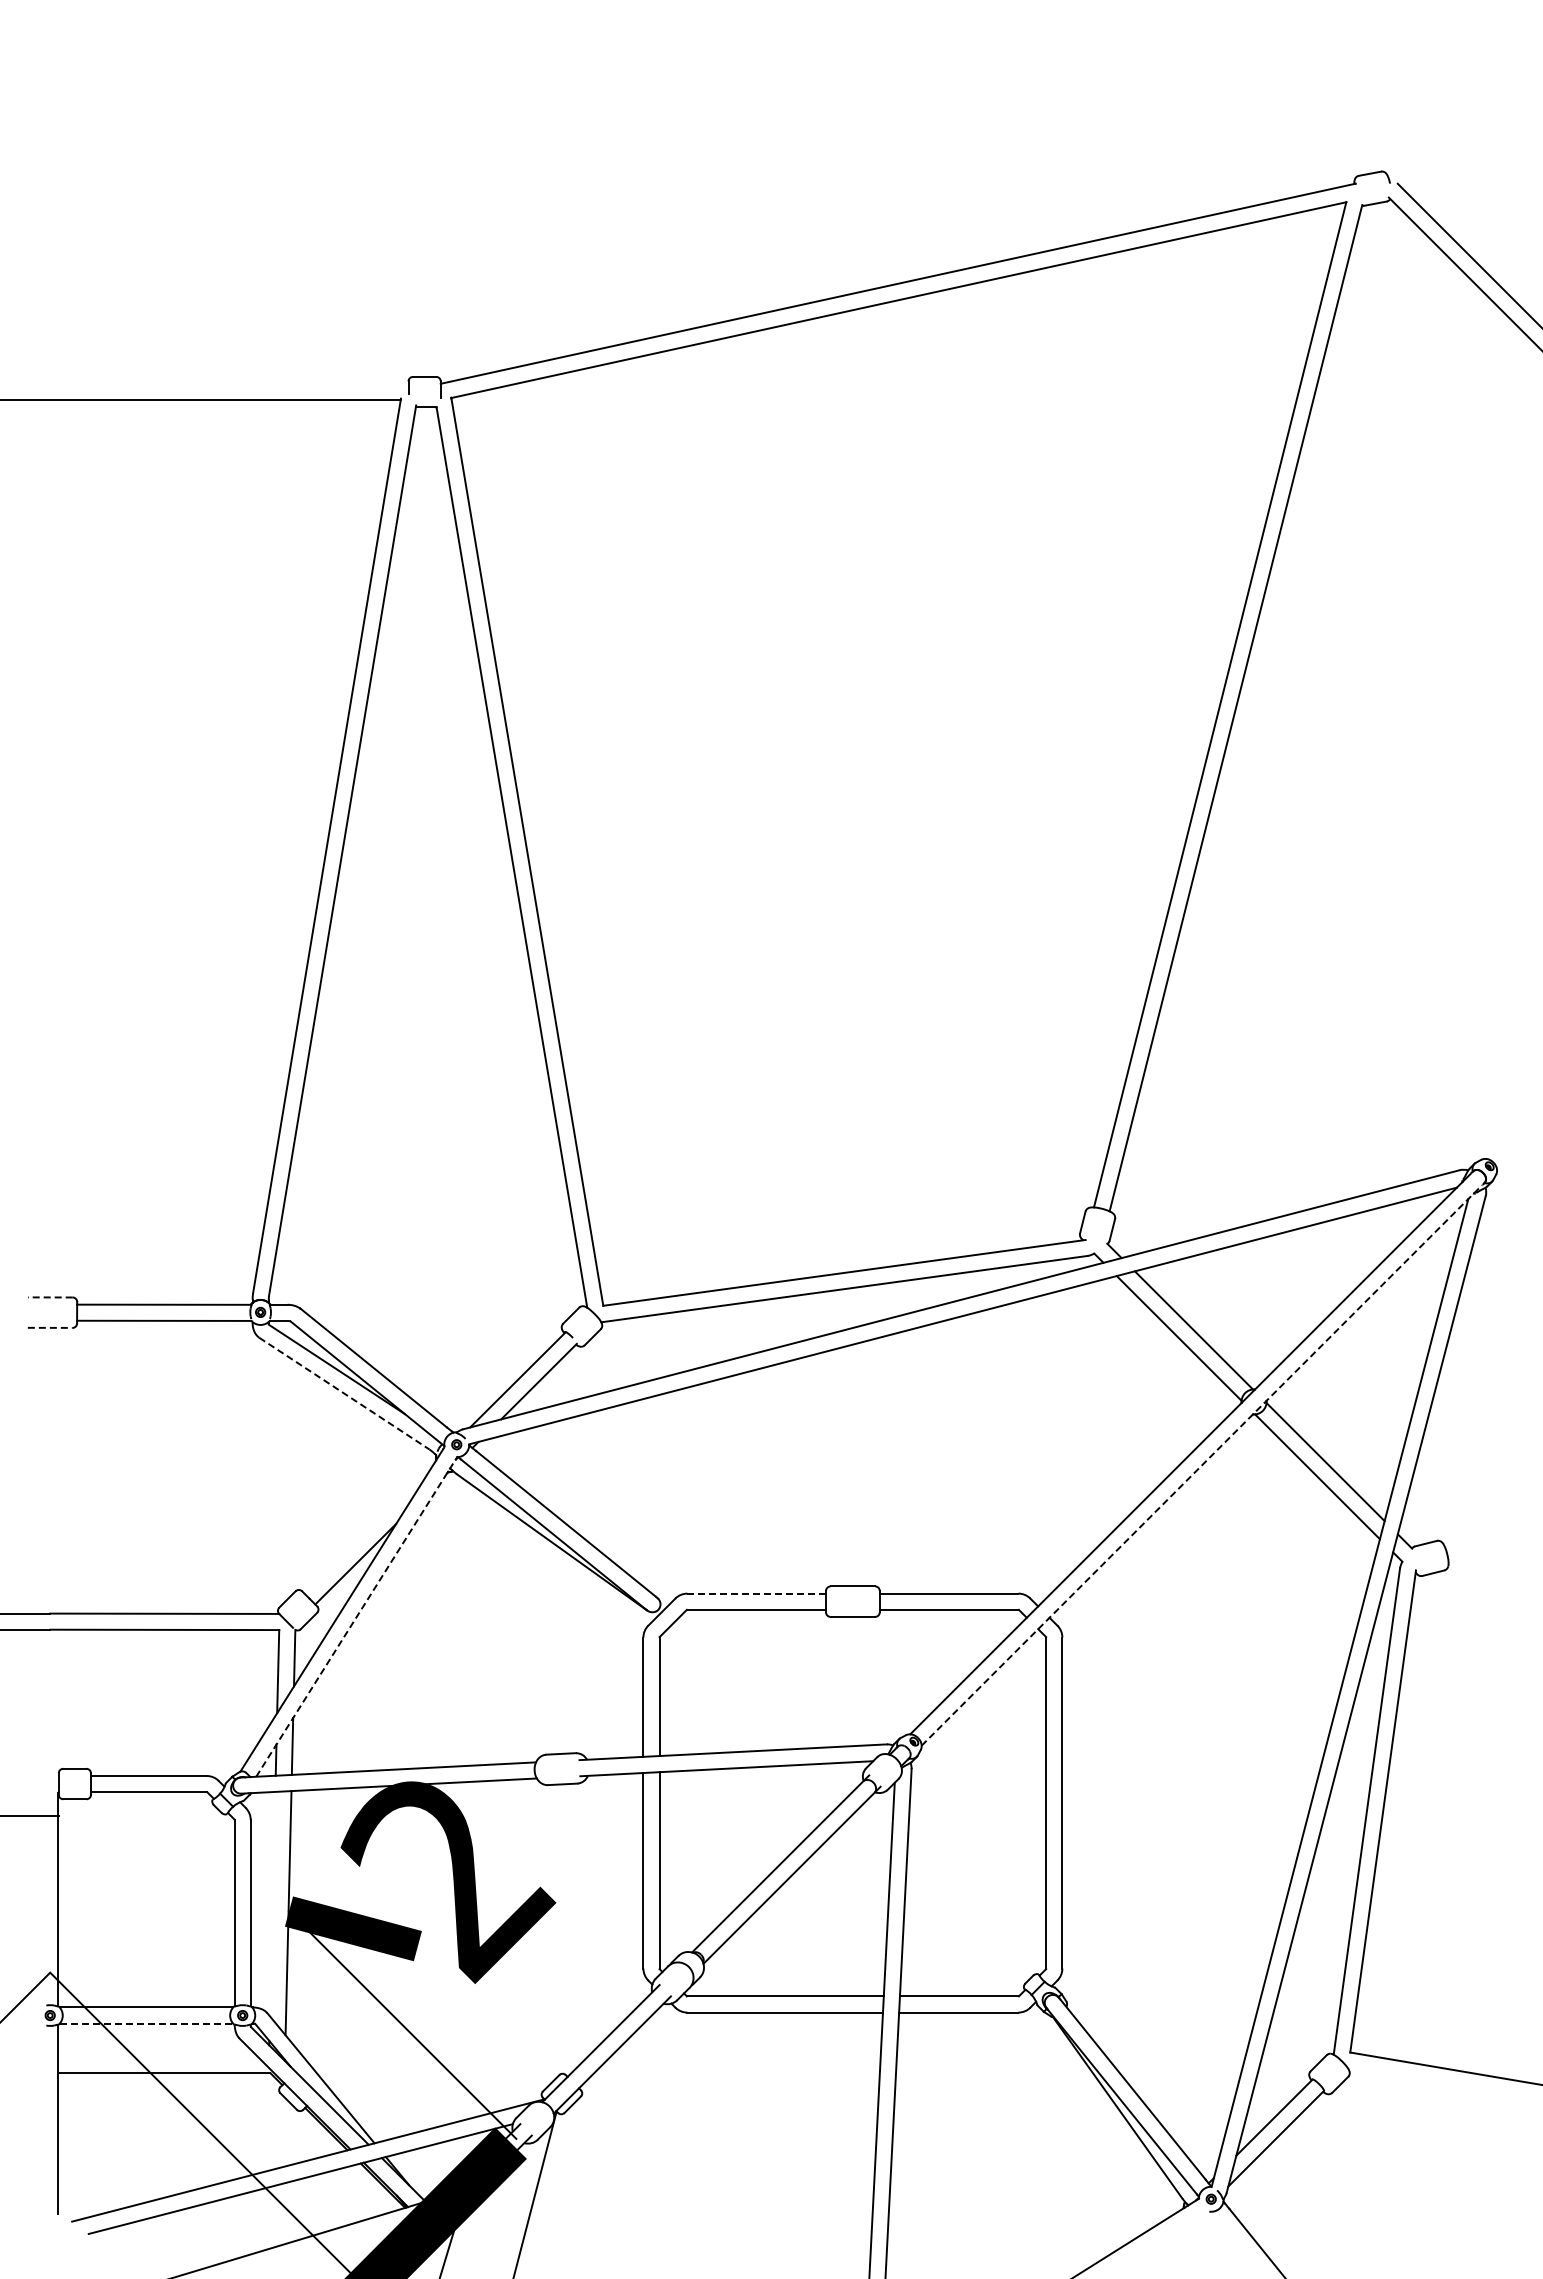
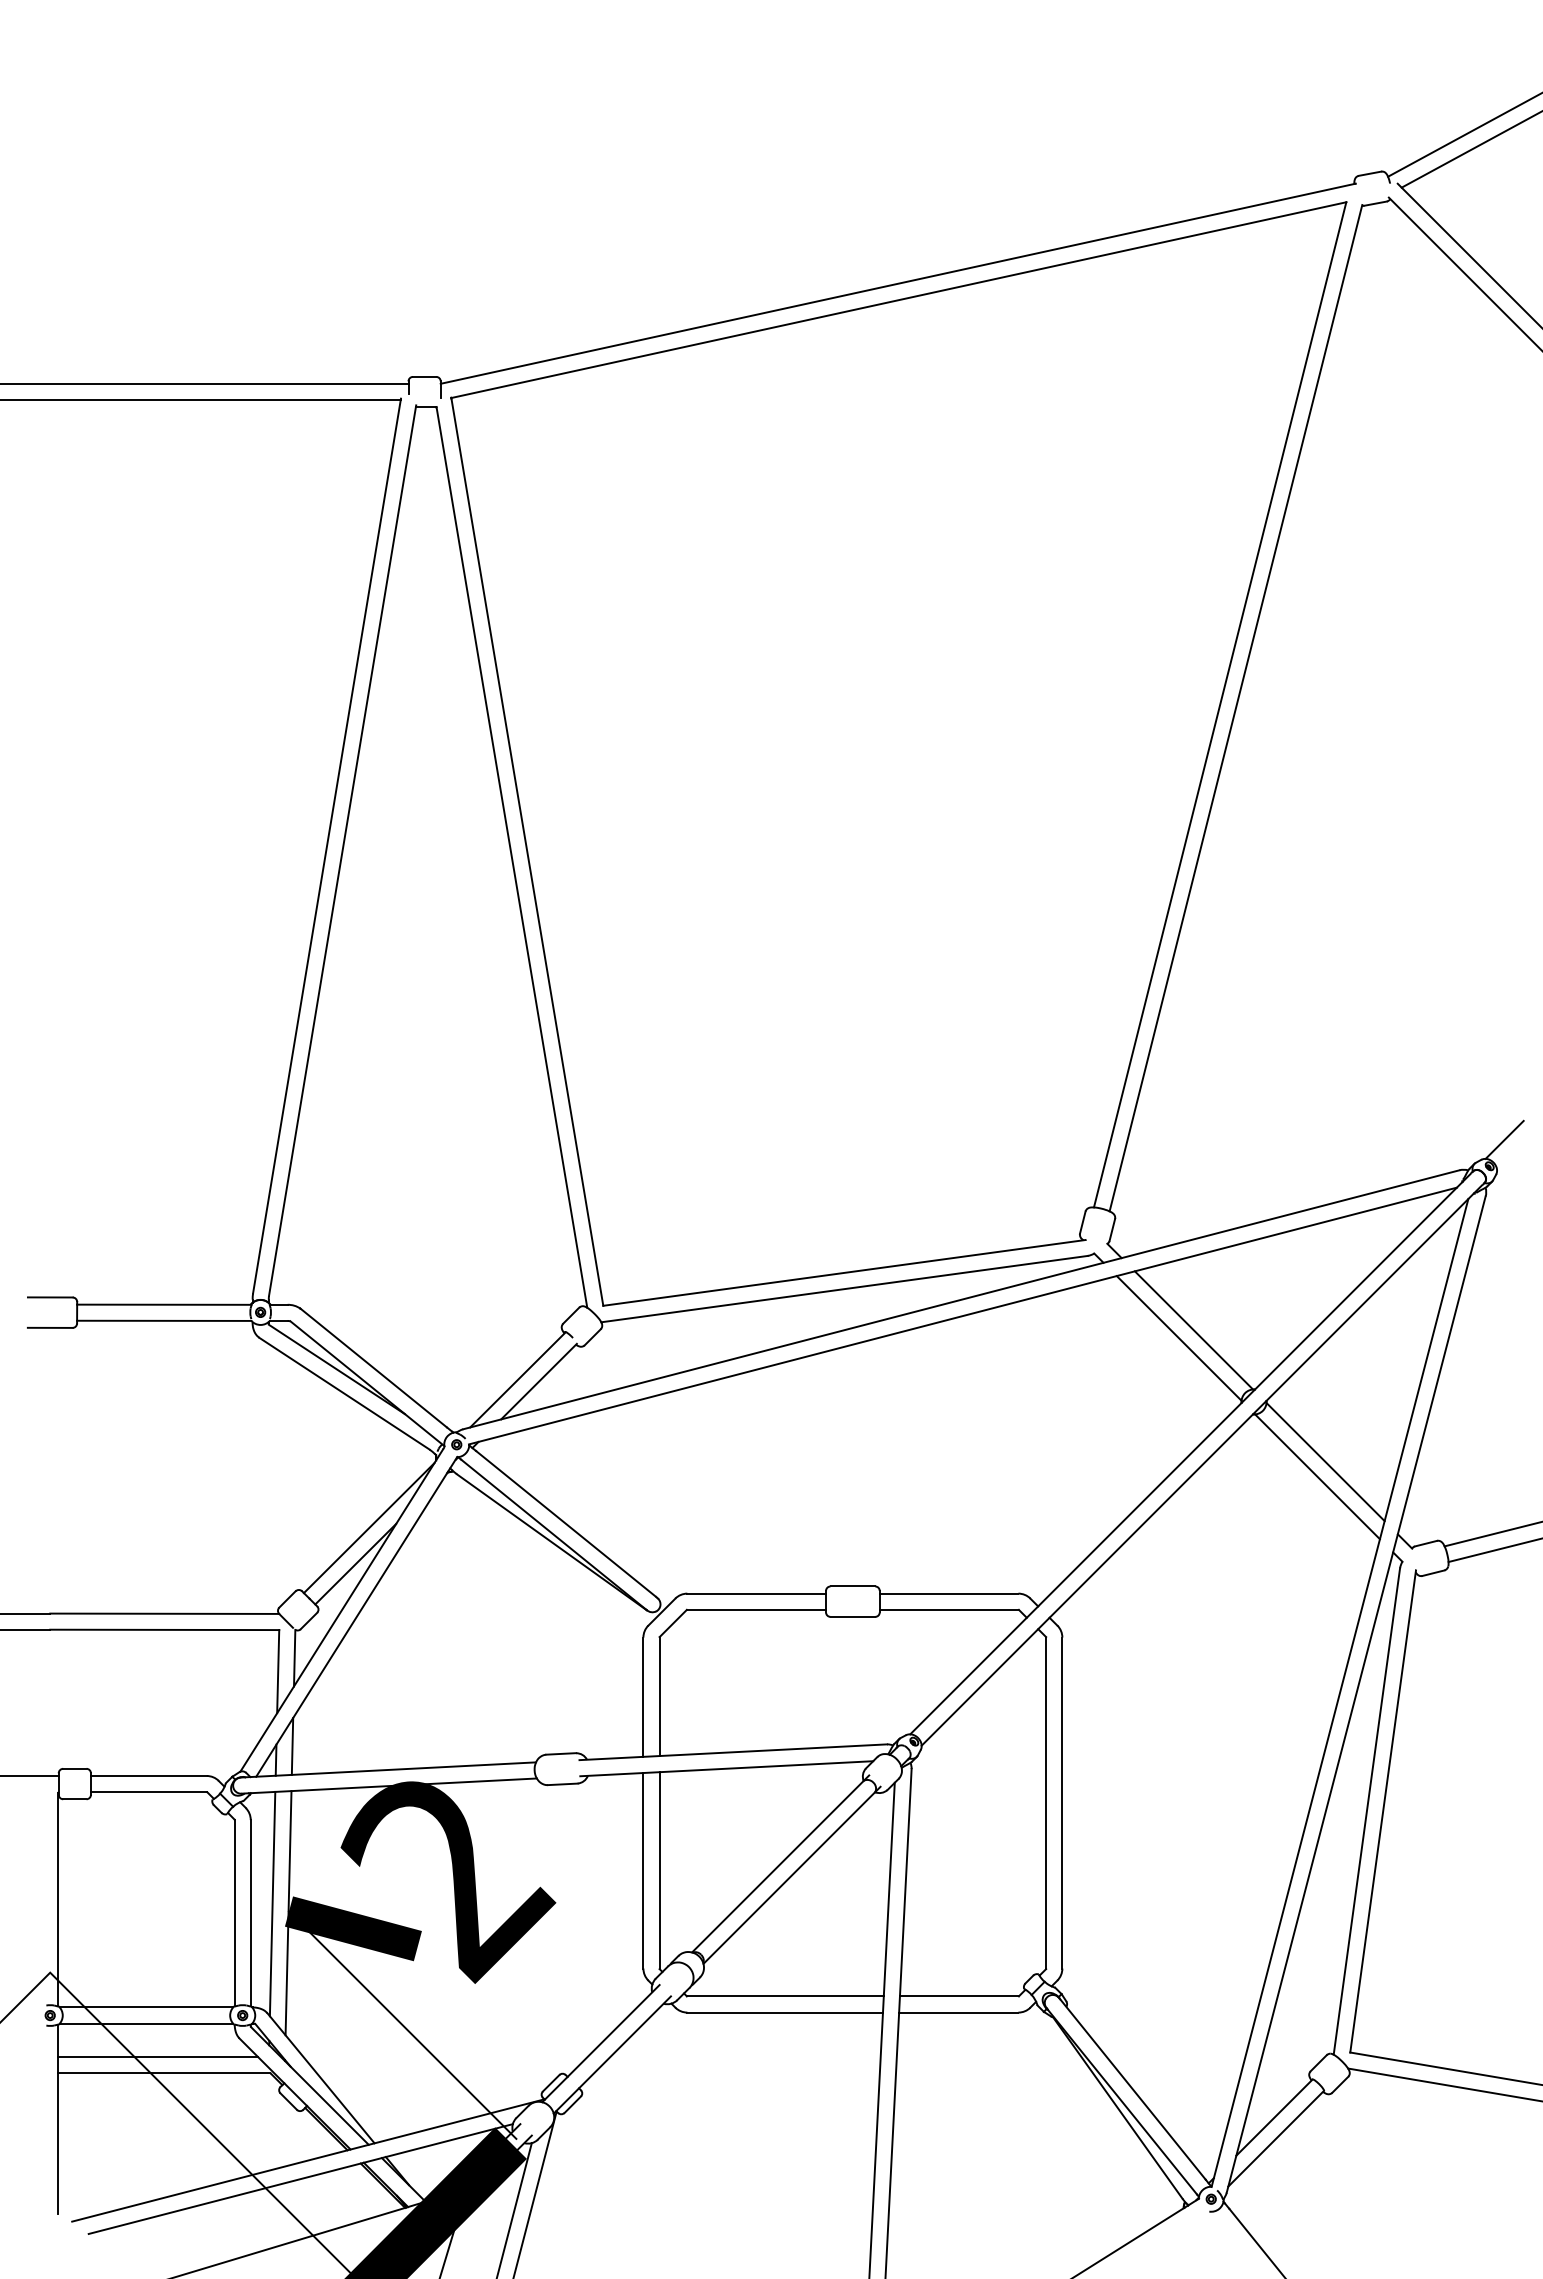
line: none -> present (1463, 135)
line: none -> present (1470, 149)
line: none -> present (205, 384)
line: none -> present (1504, 1139)
line: dashed -> solid (49, 1297)
line: dashed -> solid (50, 1327)
line: dashed -> solid (344, 1393)
line: dashed -> solid (1202, 1465)
line: none -> present (368, 1528)
line: none -> present (1491, 1534)
line: none -> present (1493, 1550)
line: dashed -> solid (756, 1593)
line: dashed -> solid (356, 1617)
line position: (30, 1815) -> (30, 1775) (30, 1775)
line: none -> present (272, 1903)
line: dashed -> solid (146, 2023)
line: none -> present (158, 2057)
line: none -> present (1443, 2084)
line: none -> present (514, 2209)
